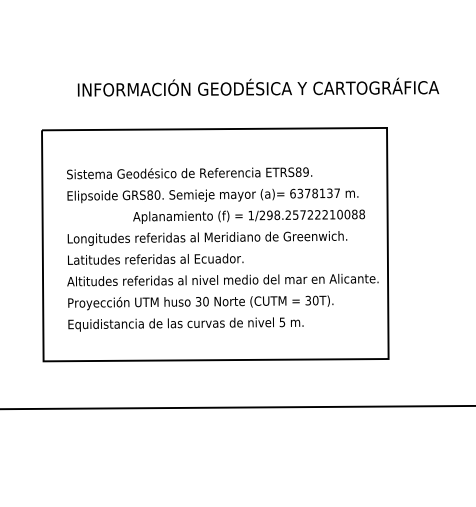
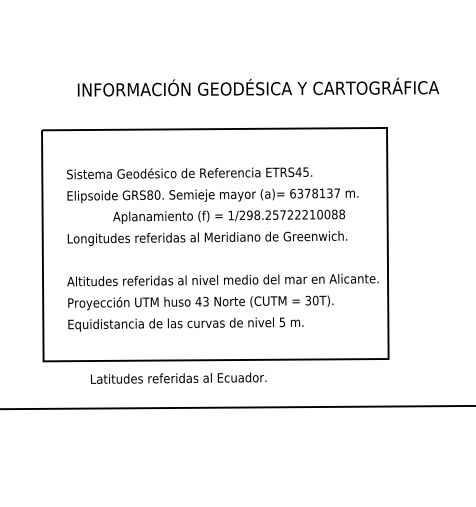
text: ETRS89. -> ETRS45. (301, 171)
text position: (248, 216) -> (228, 216) (228, 216)
text position: (155, 258) -> (178, 377) (178, 377)
text: 30 -> 43 (201, 301)
